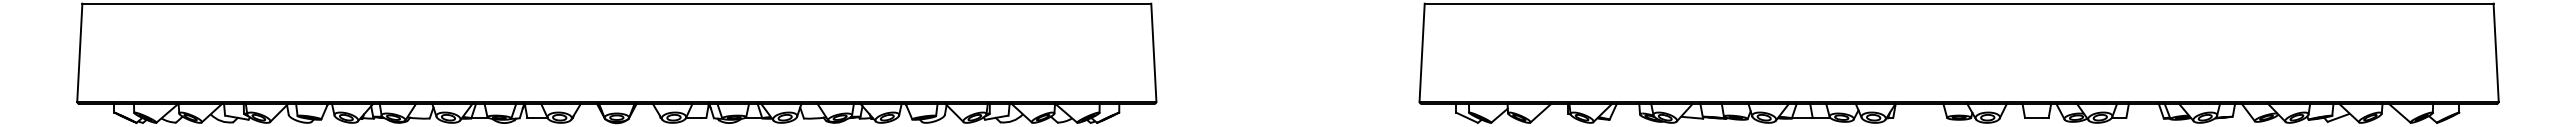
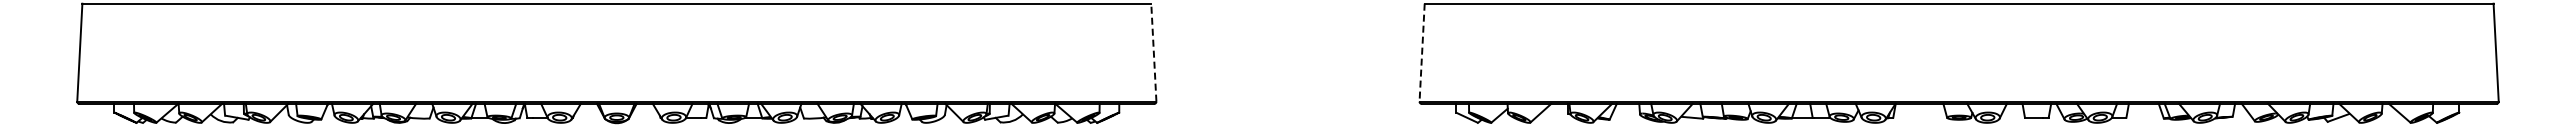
line: solid -> dashed (1153, 52)
line: solid -> dashed (1422, 53)
